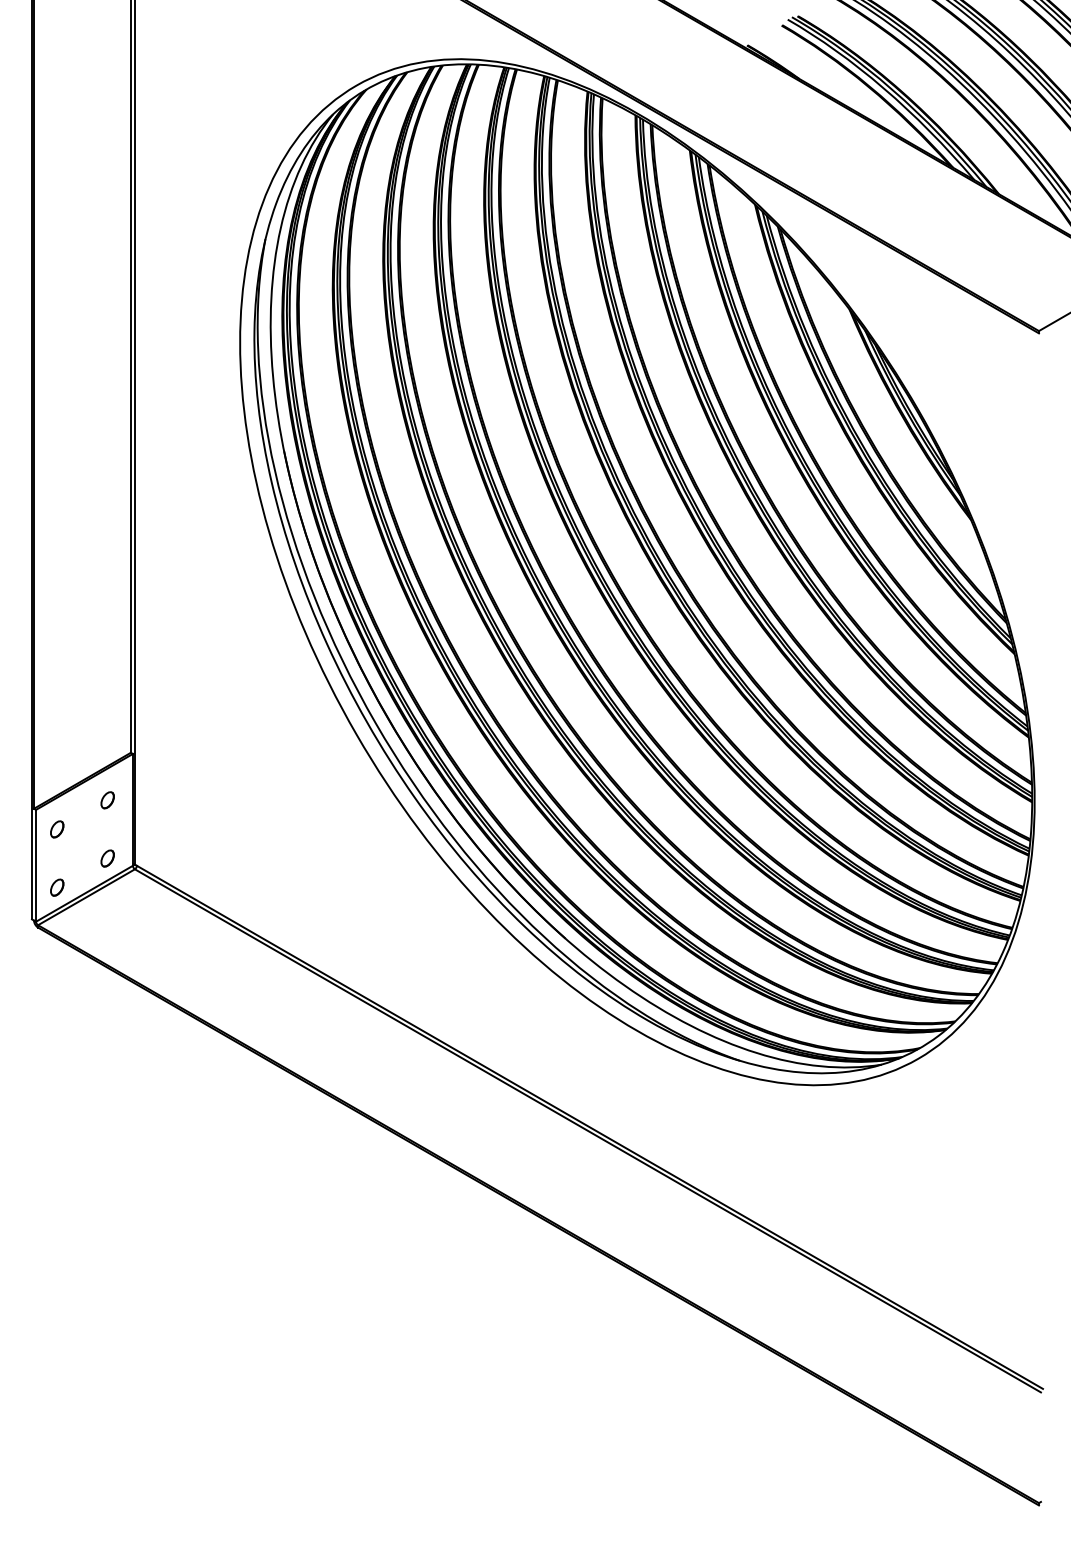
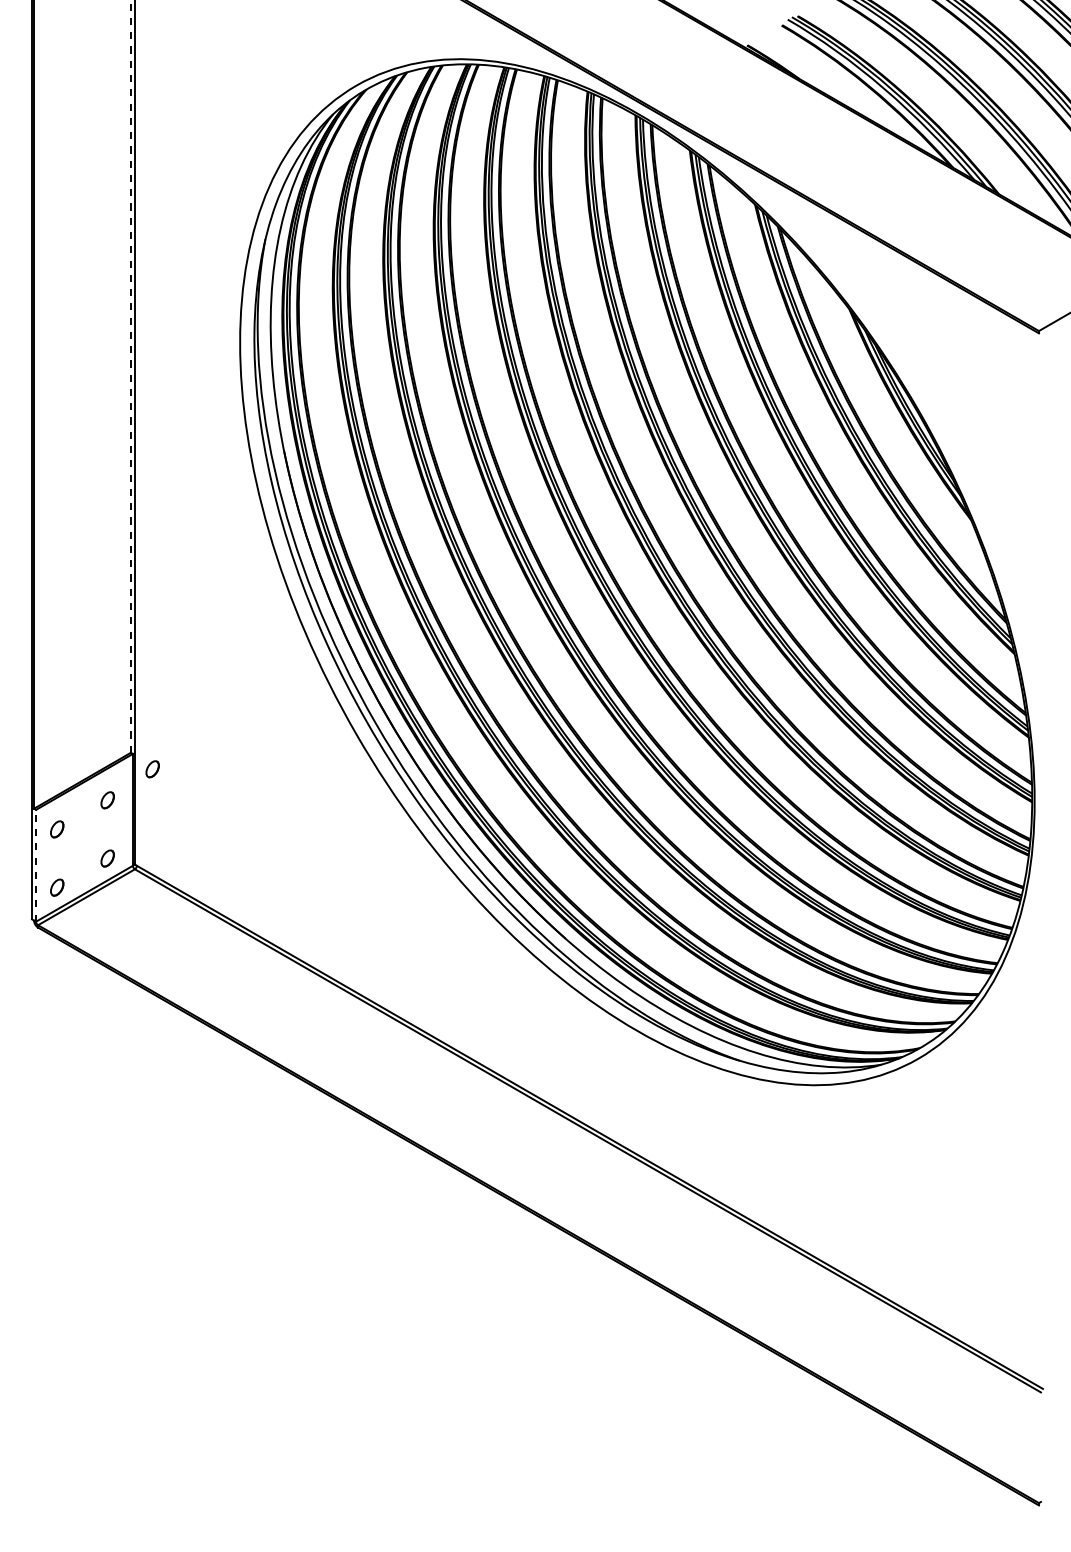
line: solid -> dashed (130, 376)
part: none -> present (152, 769)
line: solid -> dashed (36, 865)
